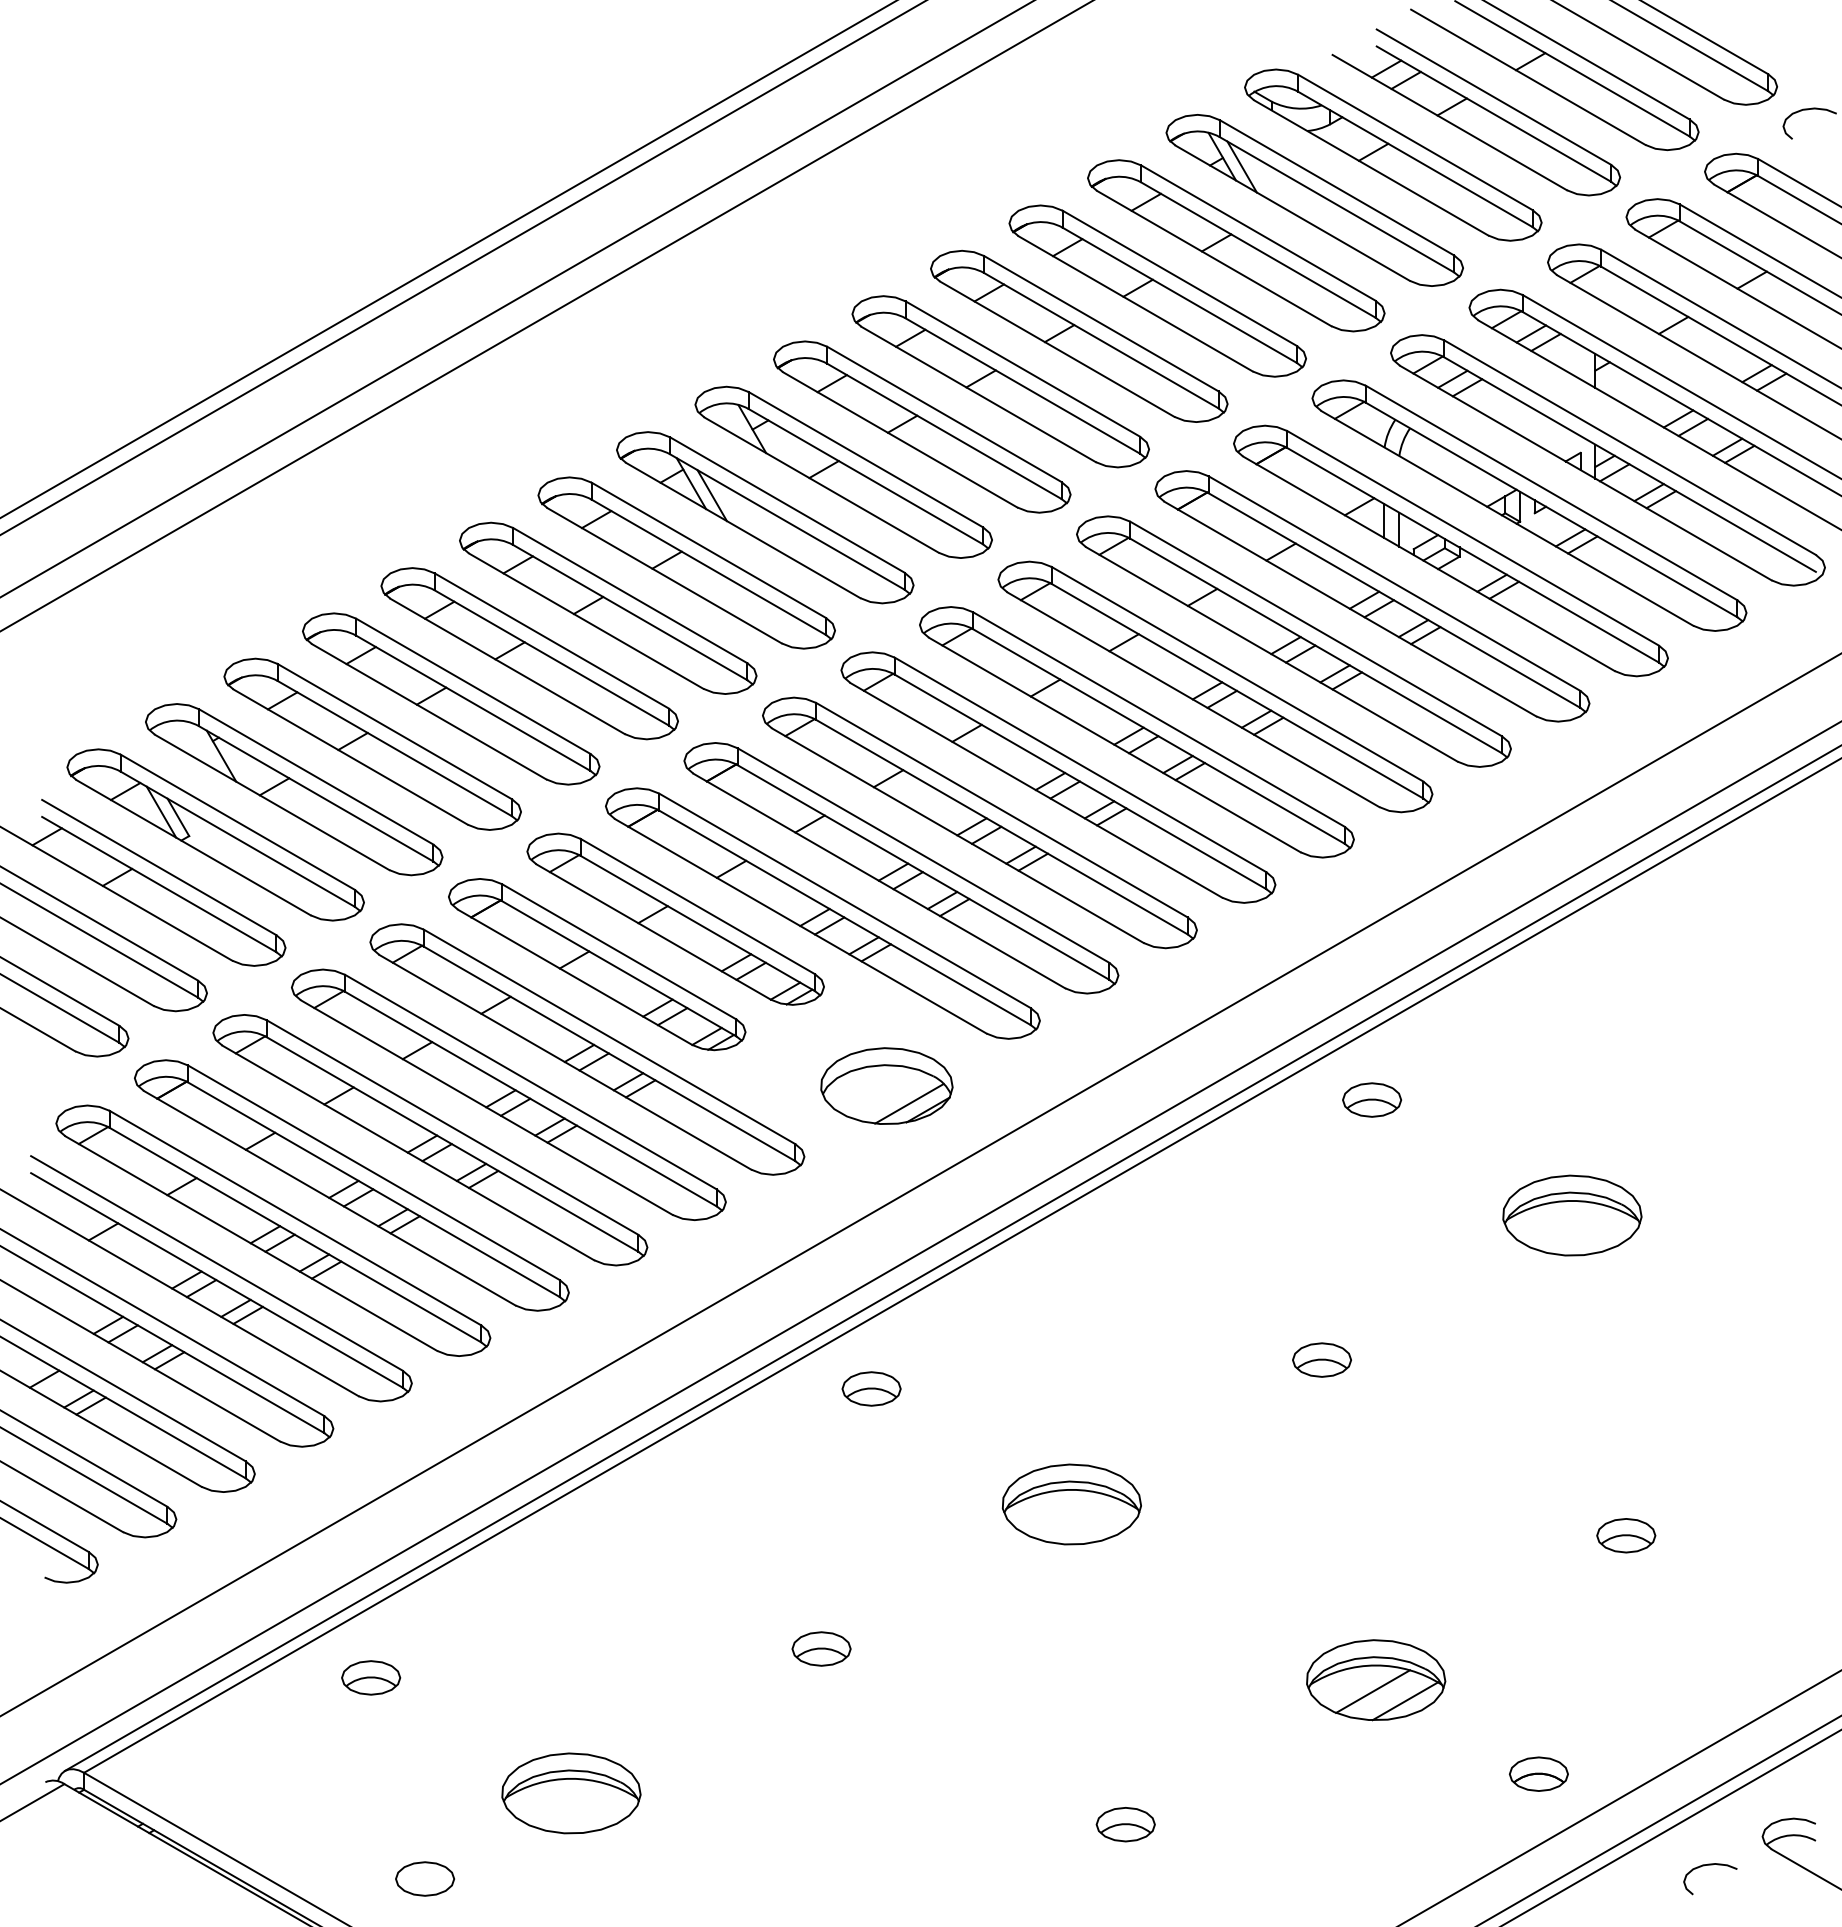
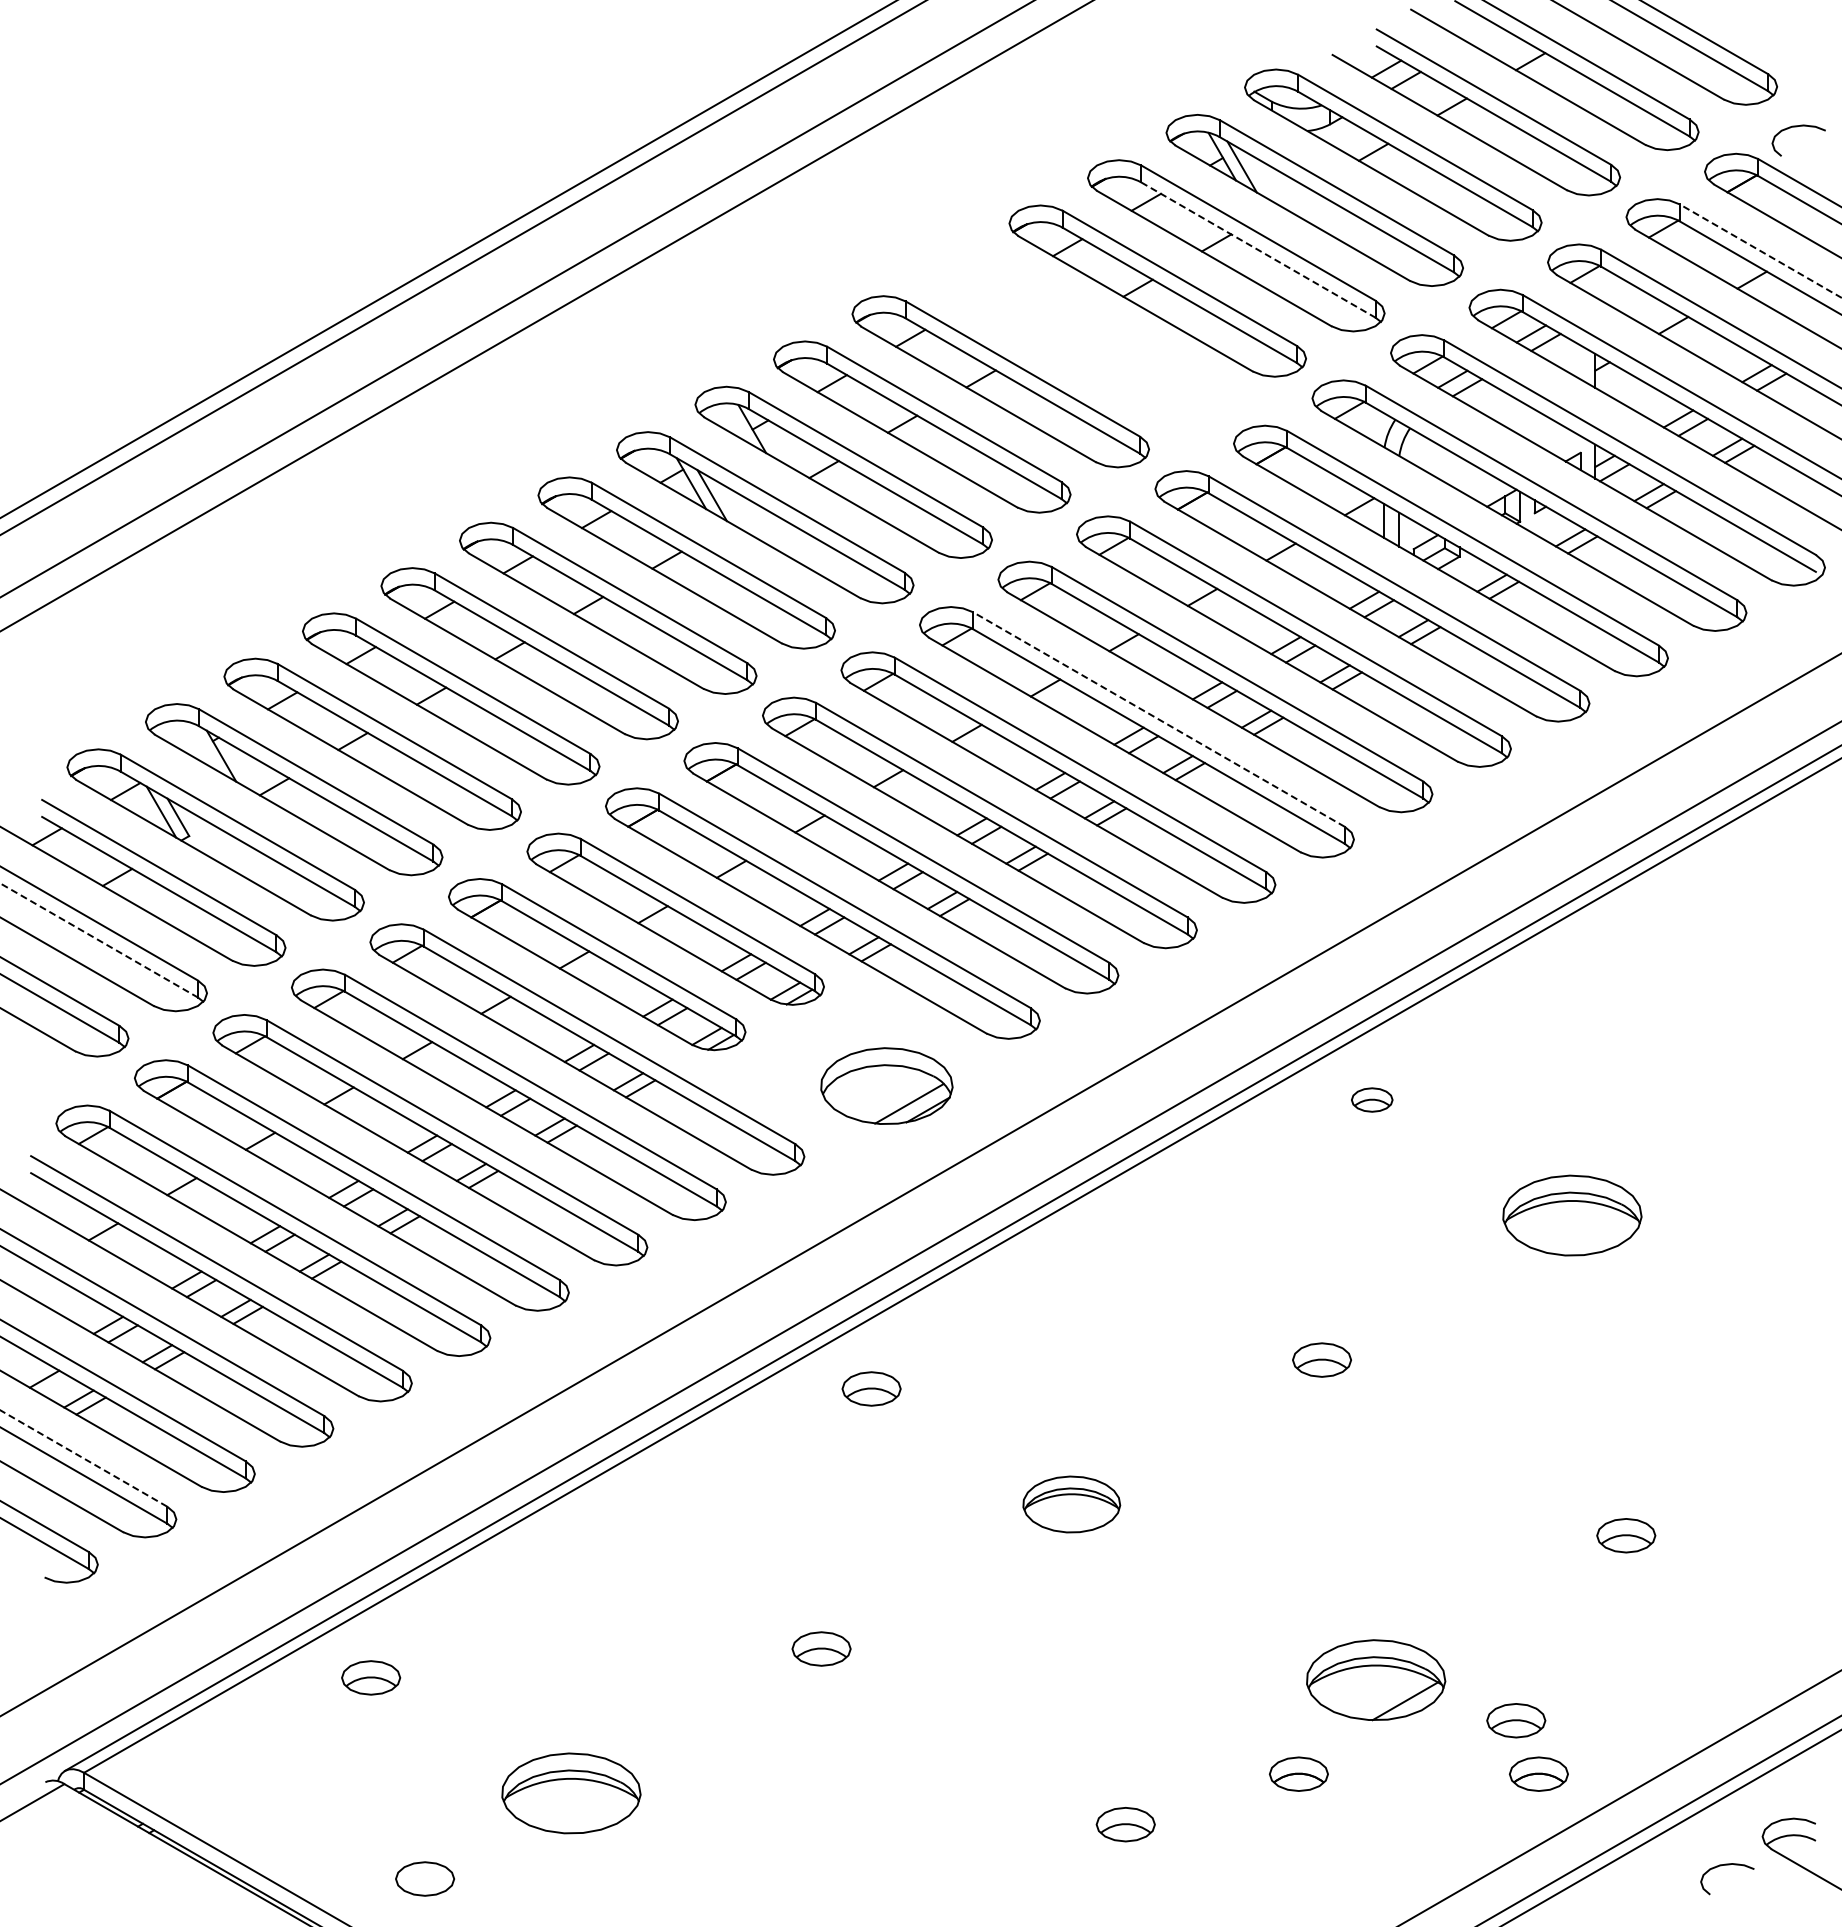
curve position: (1808, 110) -> (1797, 127) (1797, 127)
line: solid -> dashed (1258, 250)
line: solid -> dashed (1760, 250)
part: present -> none (1079, 335)
line: solid -> dashed (1159, 719)
line: solid -> dashed (99, 940)
part size: 61x36 px -> 43x26 px (1372, 1099)
line: solid -> dashed (83, 1458)
part size: 141x83 px -> 100x59 px (1071, 1504)
line: present -> none (1372, 1691)
part: none -> present (1516, 1720)
part: none -> present (1298, 1773)
curve position: (1710, 1865) -> (1727, 1865) (1727, 1865)
